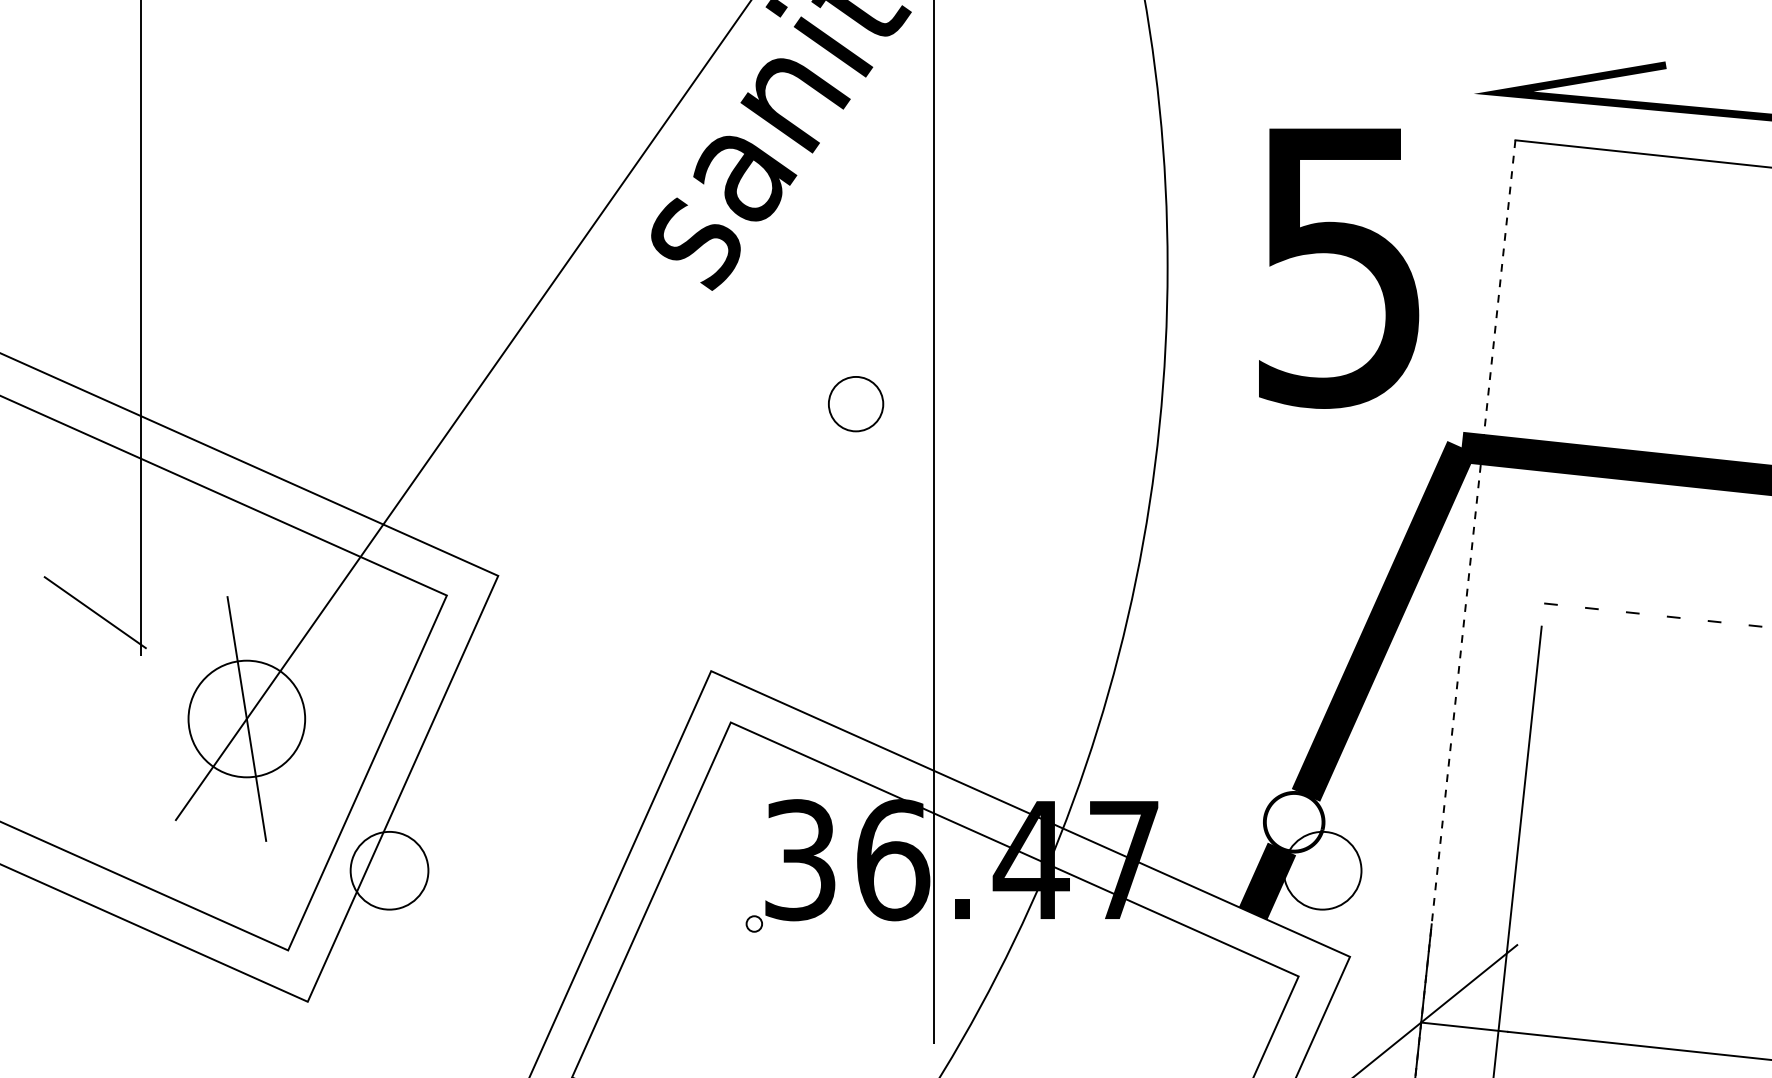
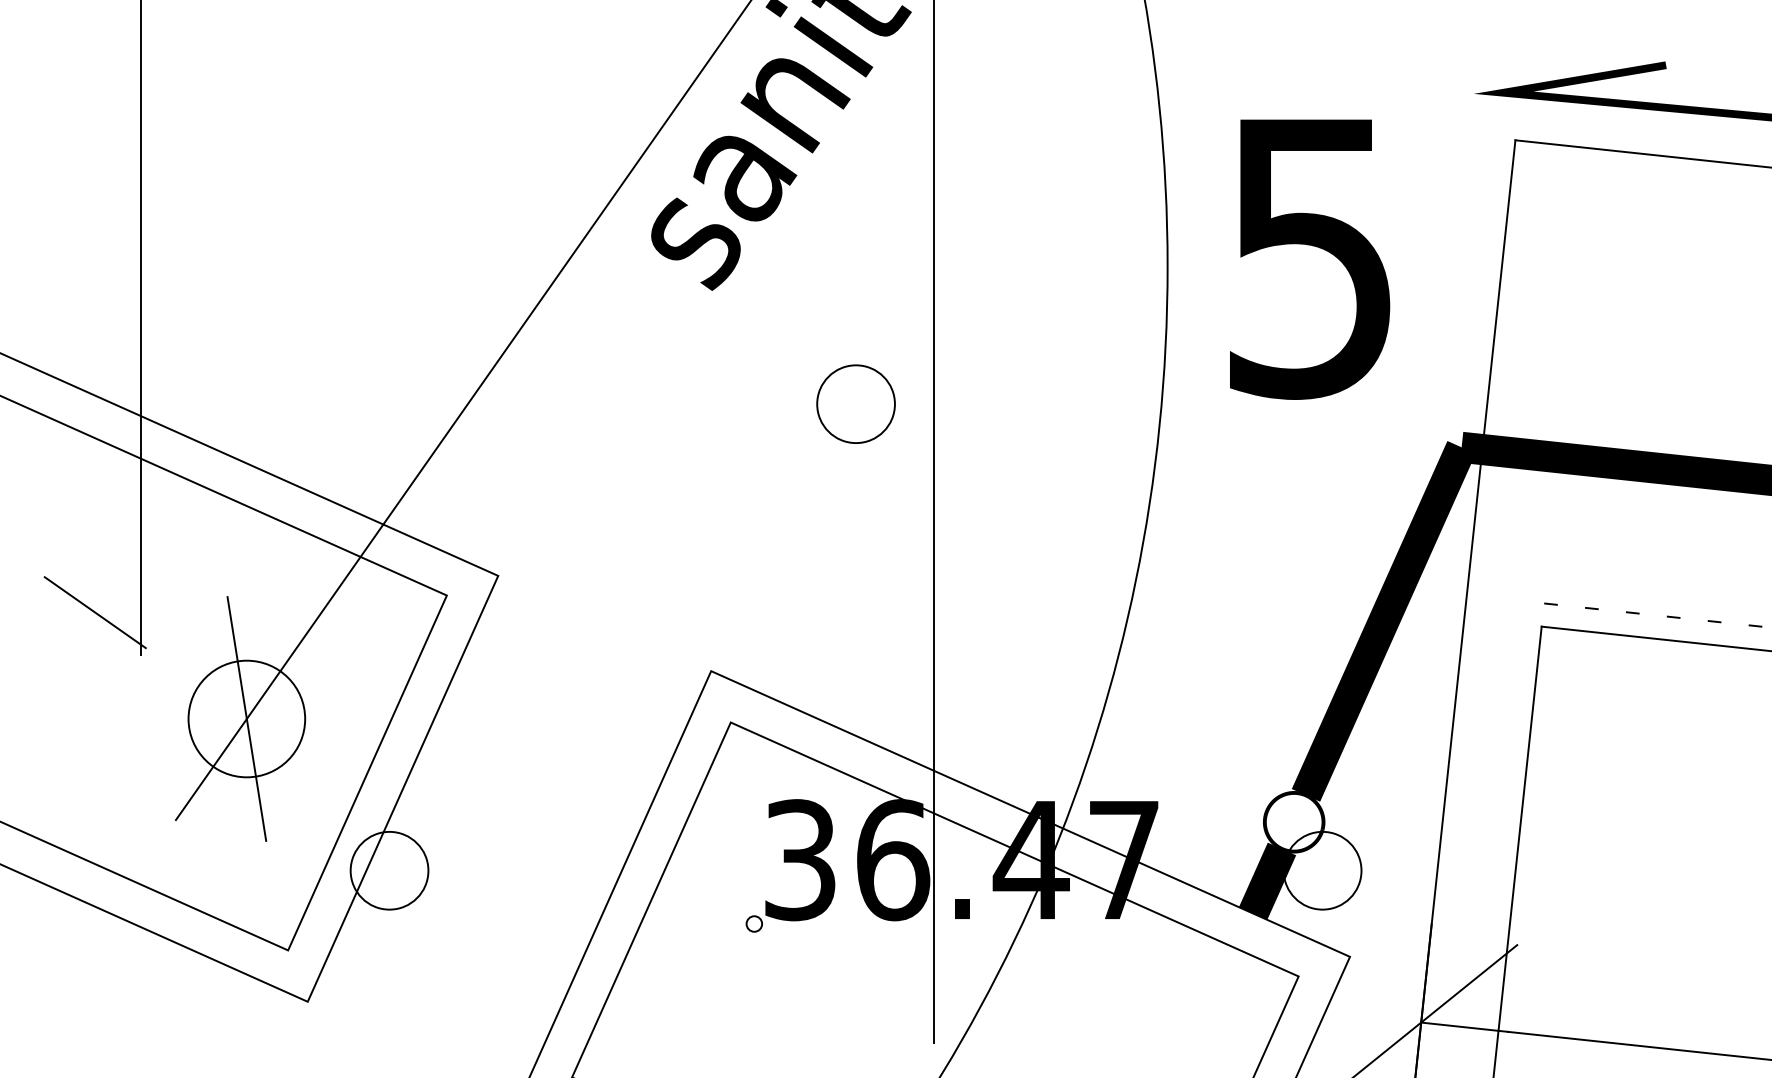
text position: (1339, 268) -> (1310, 259) (1310, 259)
part size: 57x57 px -> 80x80 px (855, 403)
line: dashed -> solid (1465, 609)
line: none -> present (1654, 638)
